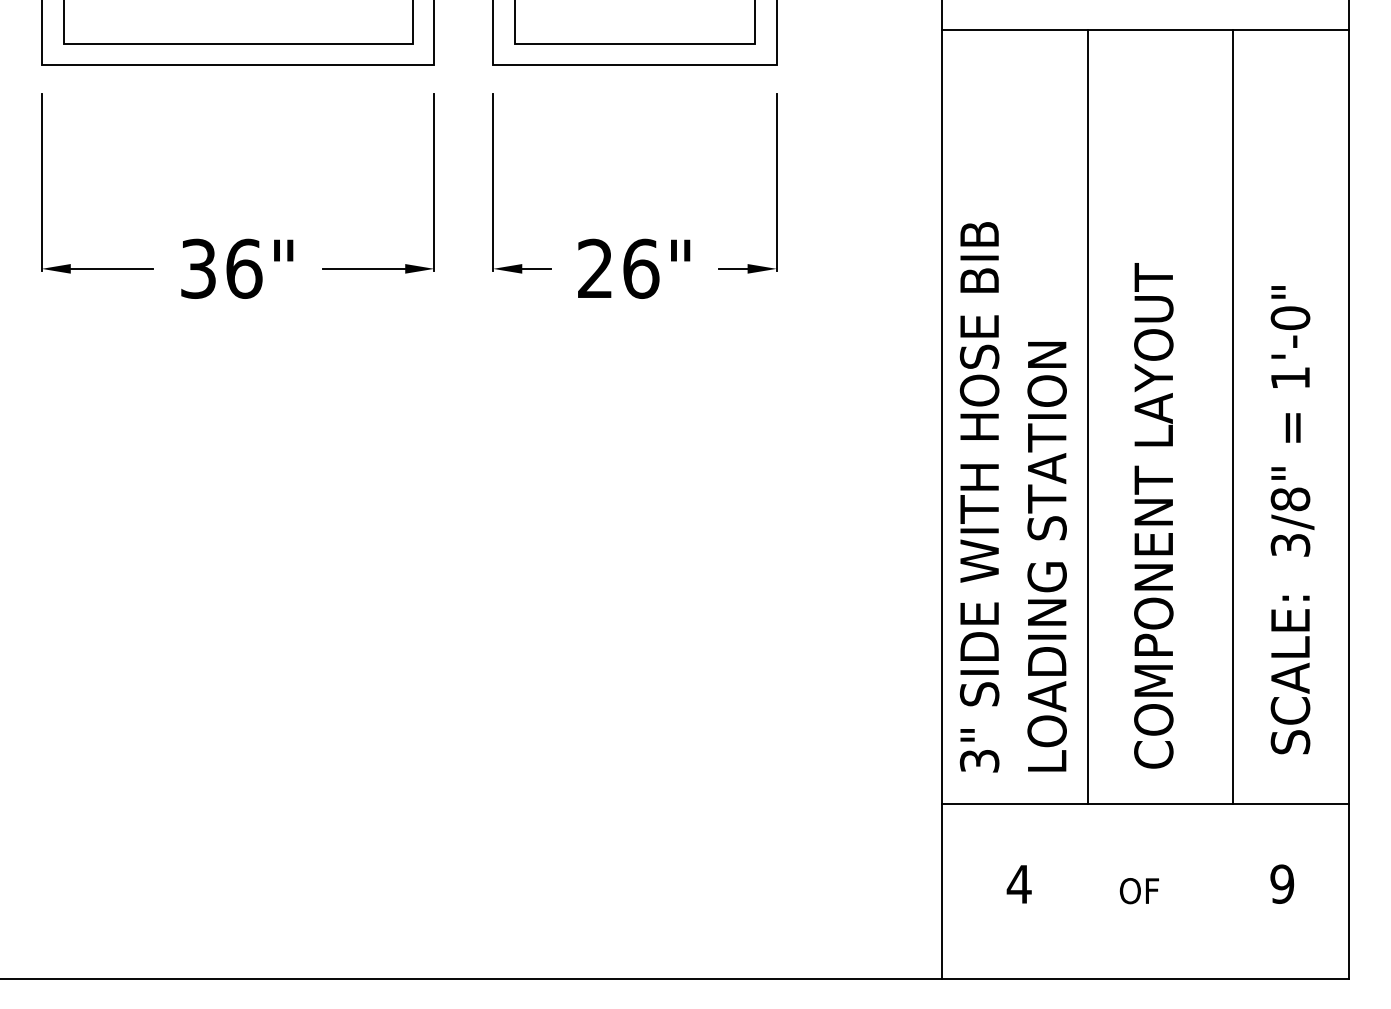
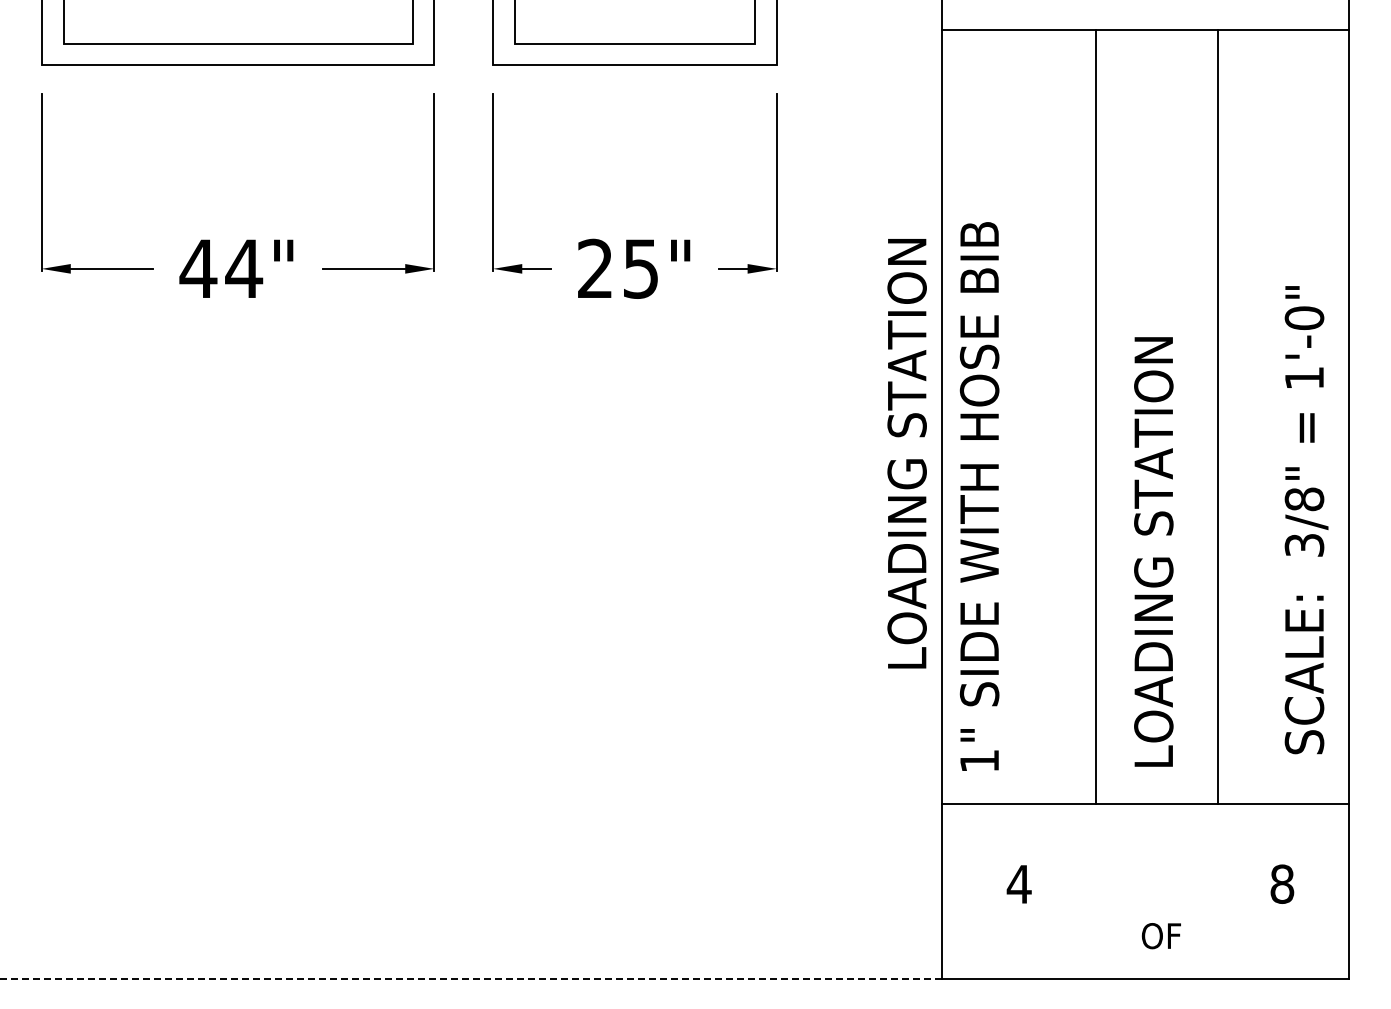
text: 36" -> 44" (221, 268)
text: 26" -> 25" (641, 268)
line position: (1087, 416) -> (1095, 416) (1095, 416)
line position: (1232, 416) -> (1217, 416) (1217, 416)
text: COMPONENT LAYOUT -> LOADING STATION (1153, 515)
text position: (1292, 520) -> (1306, 520) (1306, 520)
text position: (1046, 556) -> (906, 453) (906, 453)
text: 3" -> 1" (979, 761)
text: 9 -> 8 (1282, 883)
text position: (1138, 891) -> (1160, 936) (1160, 936)
line: solid -> dashed (471, 978)
